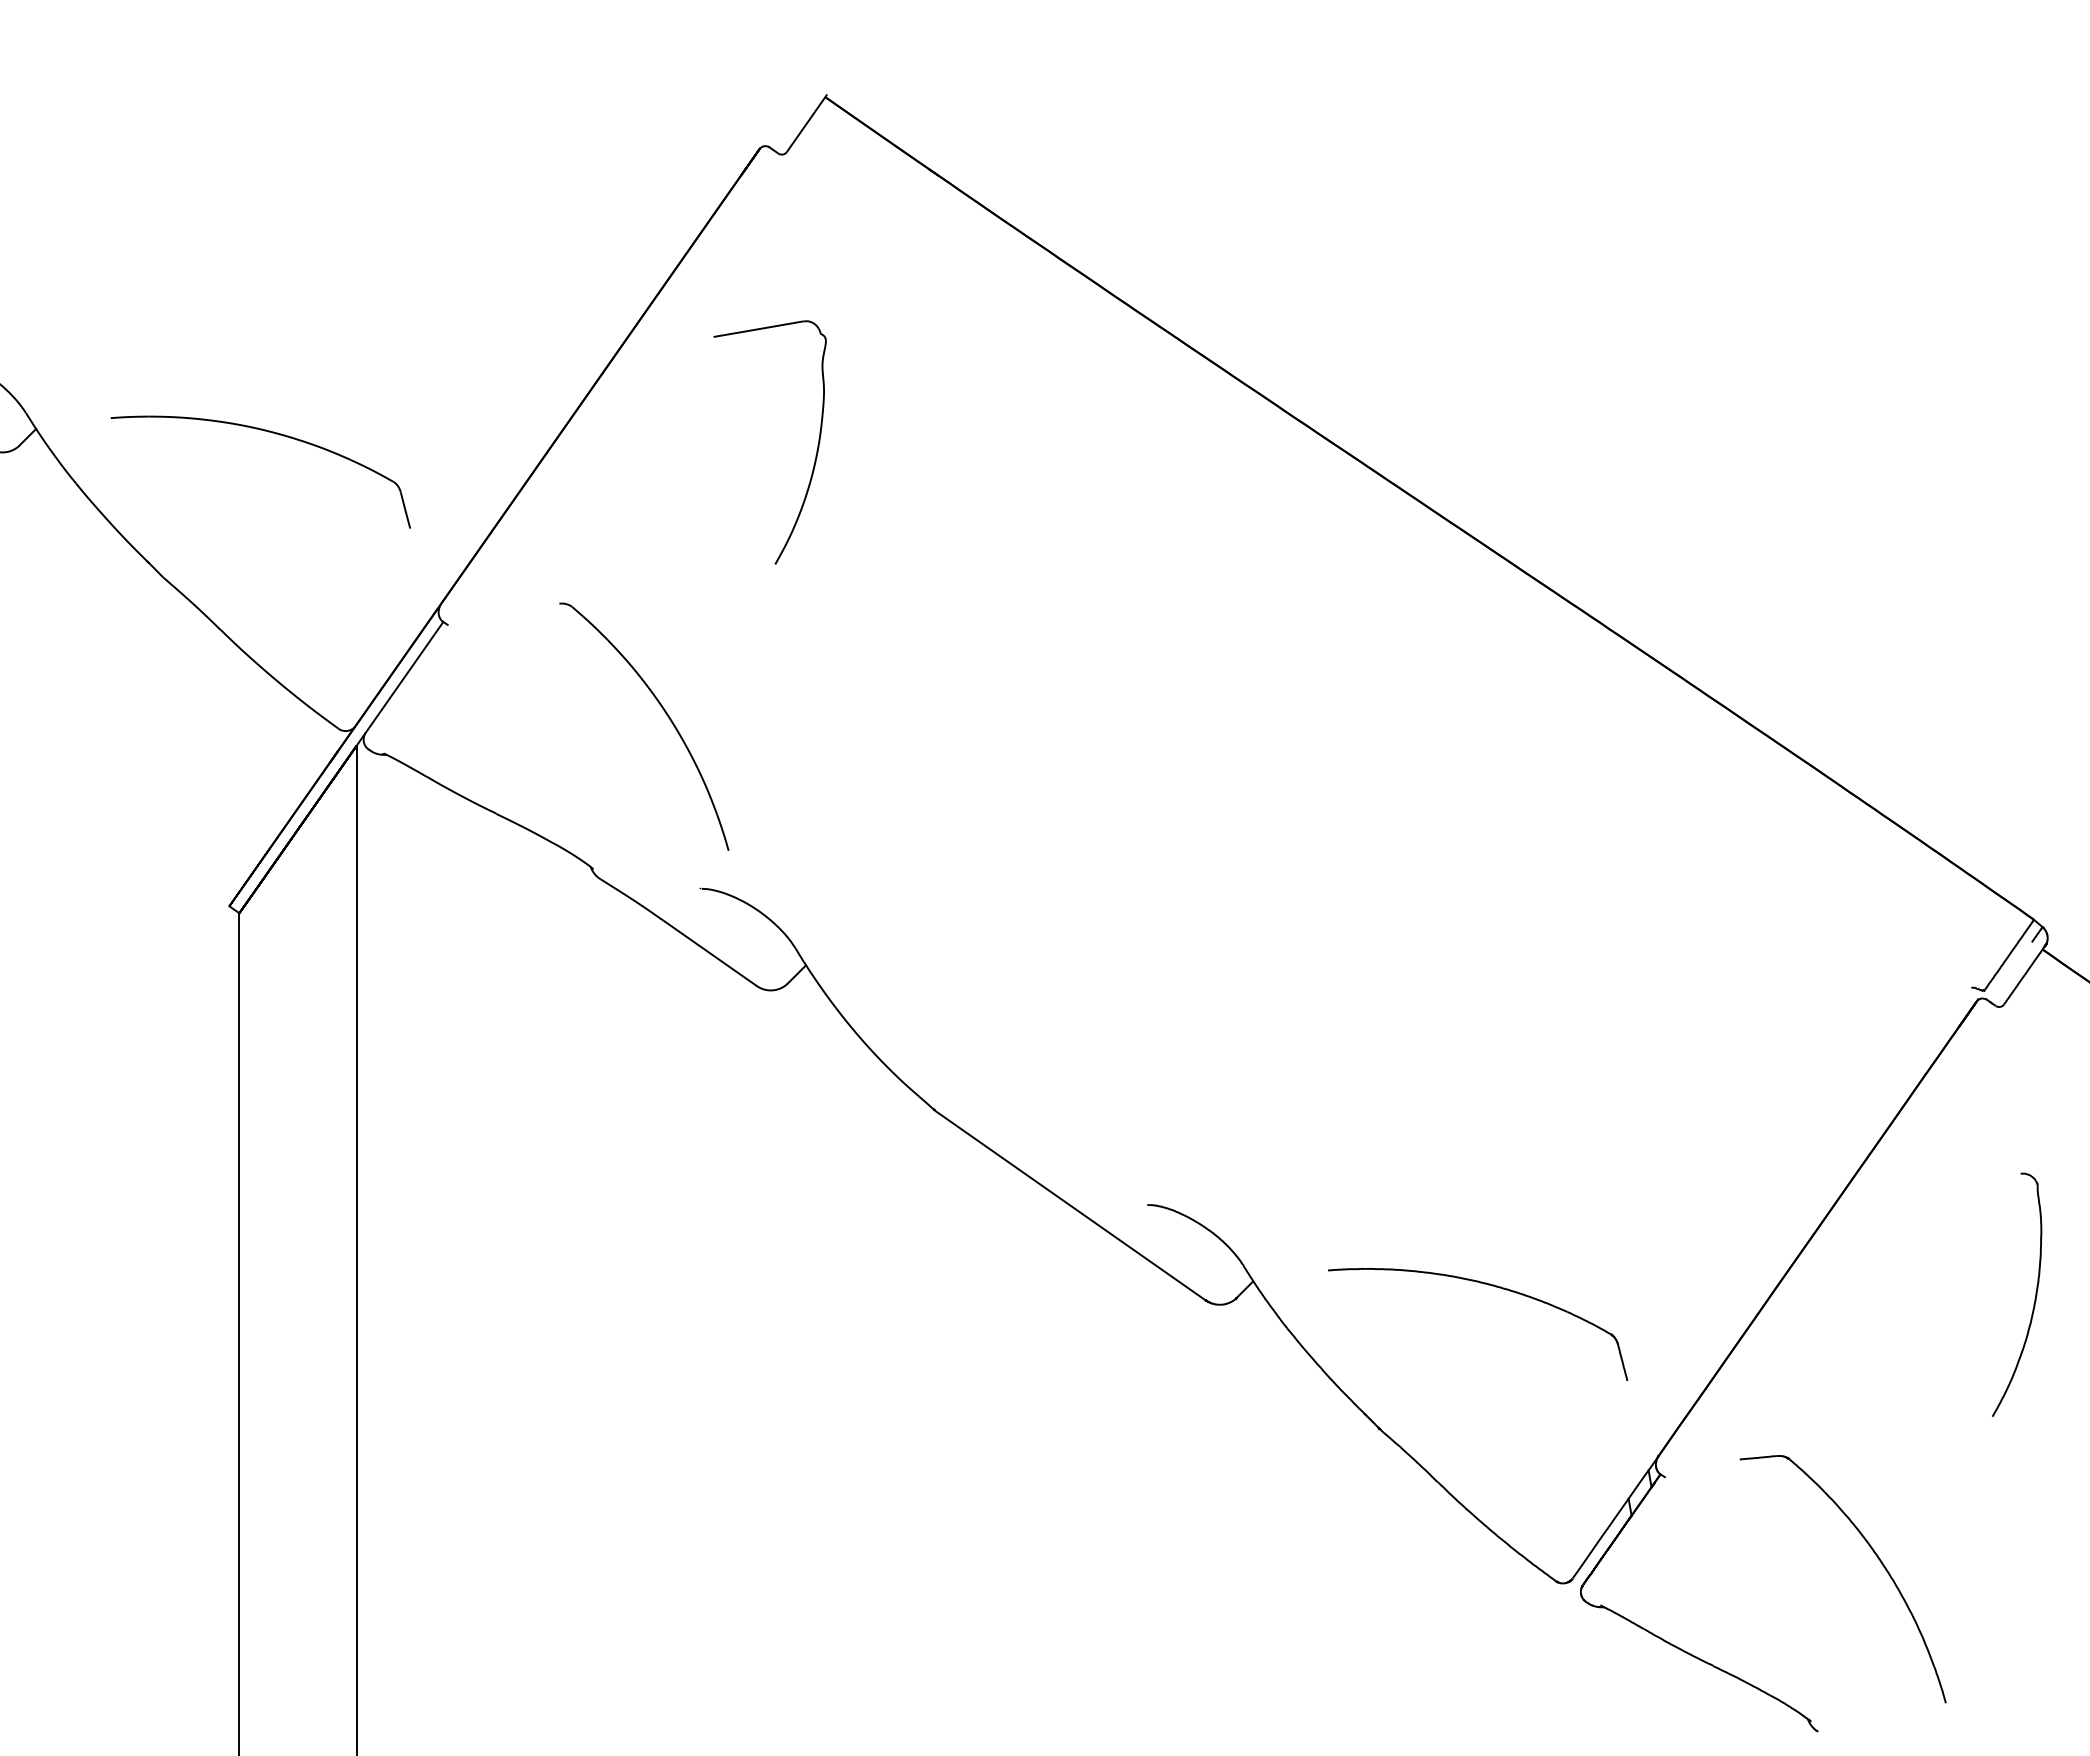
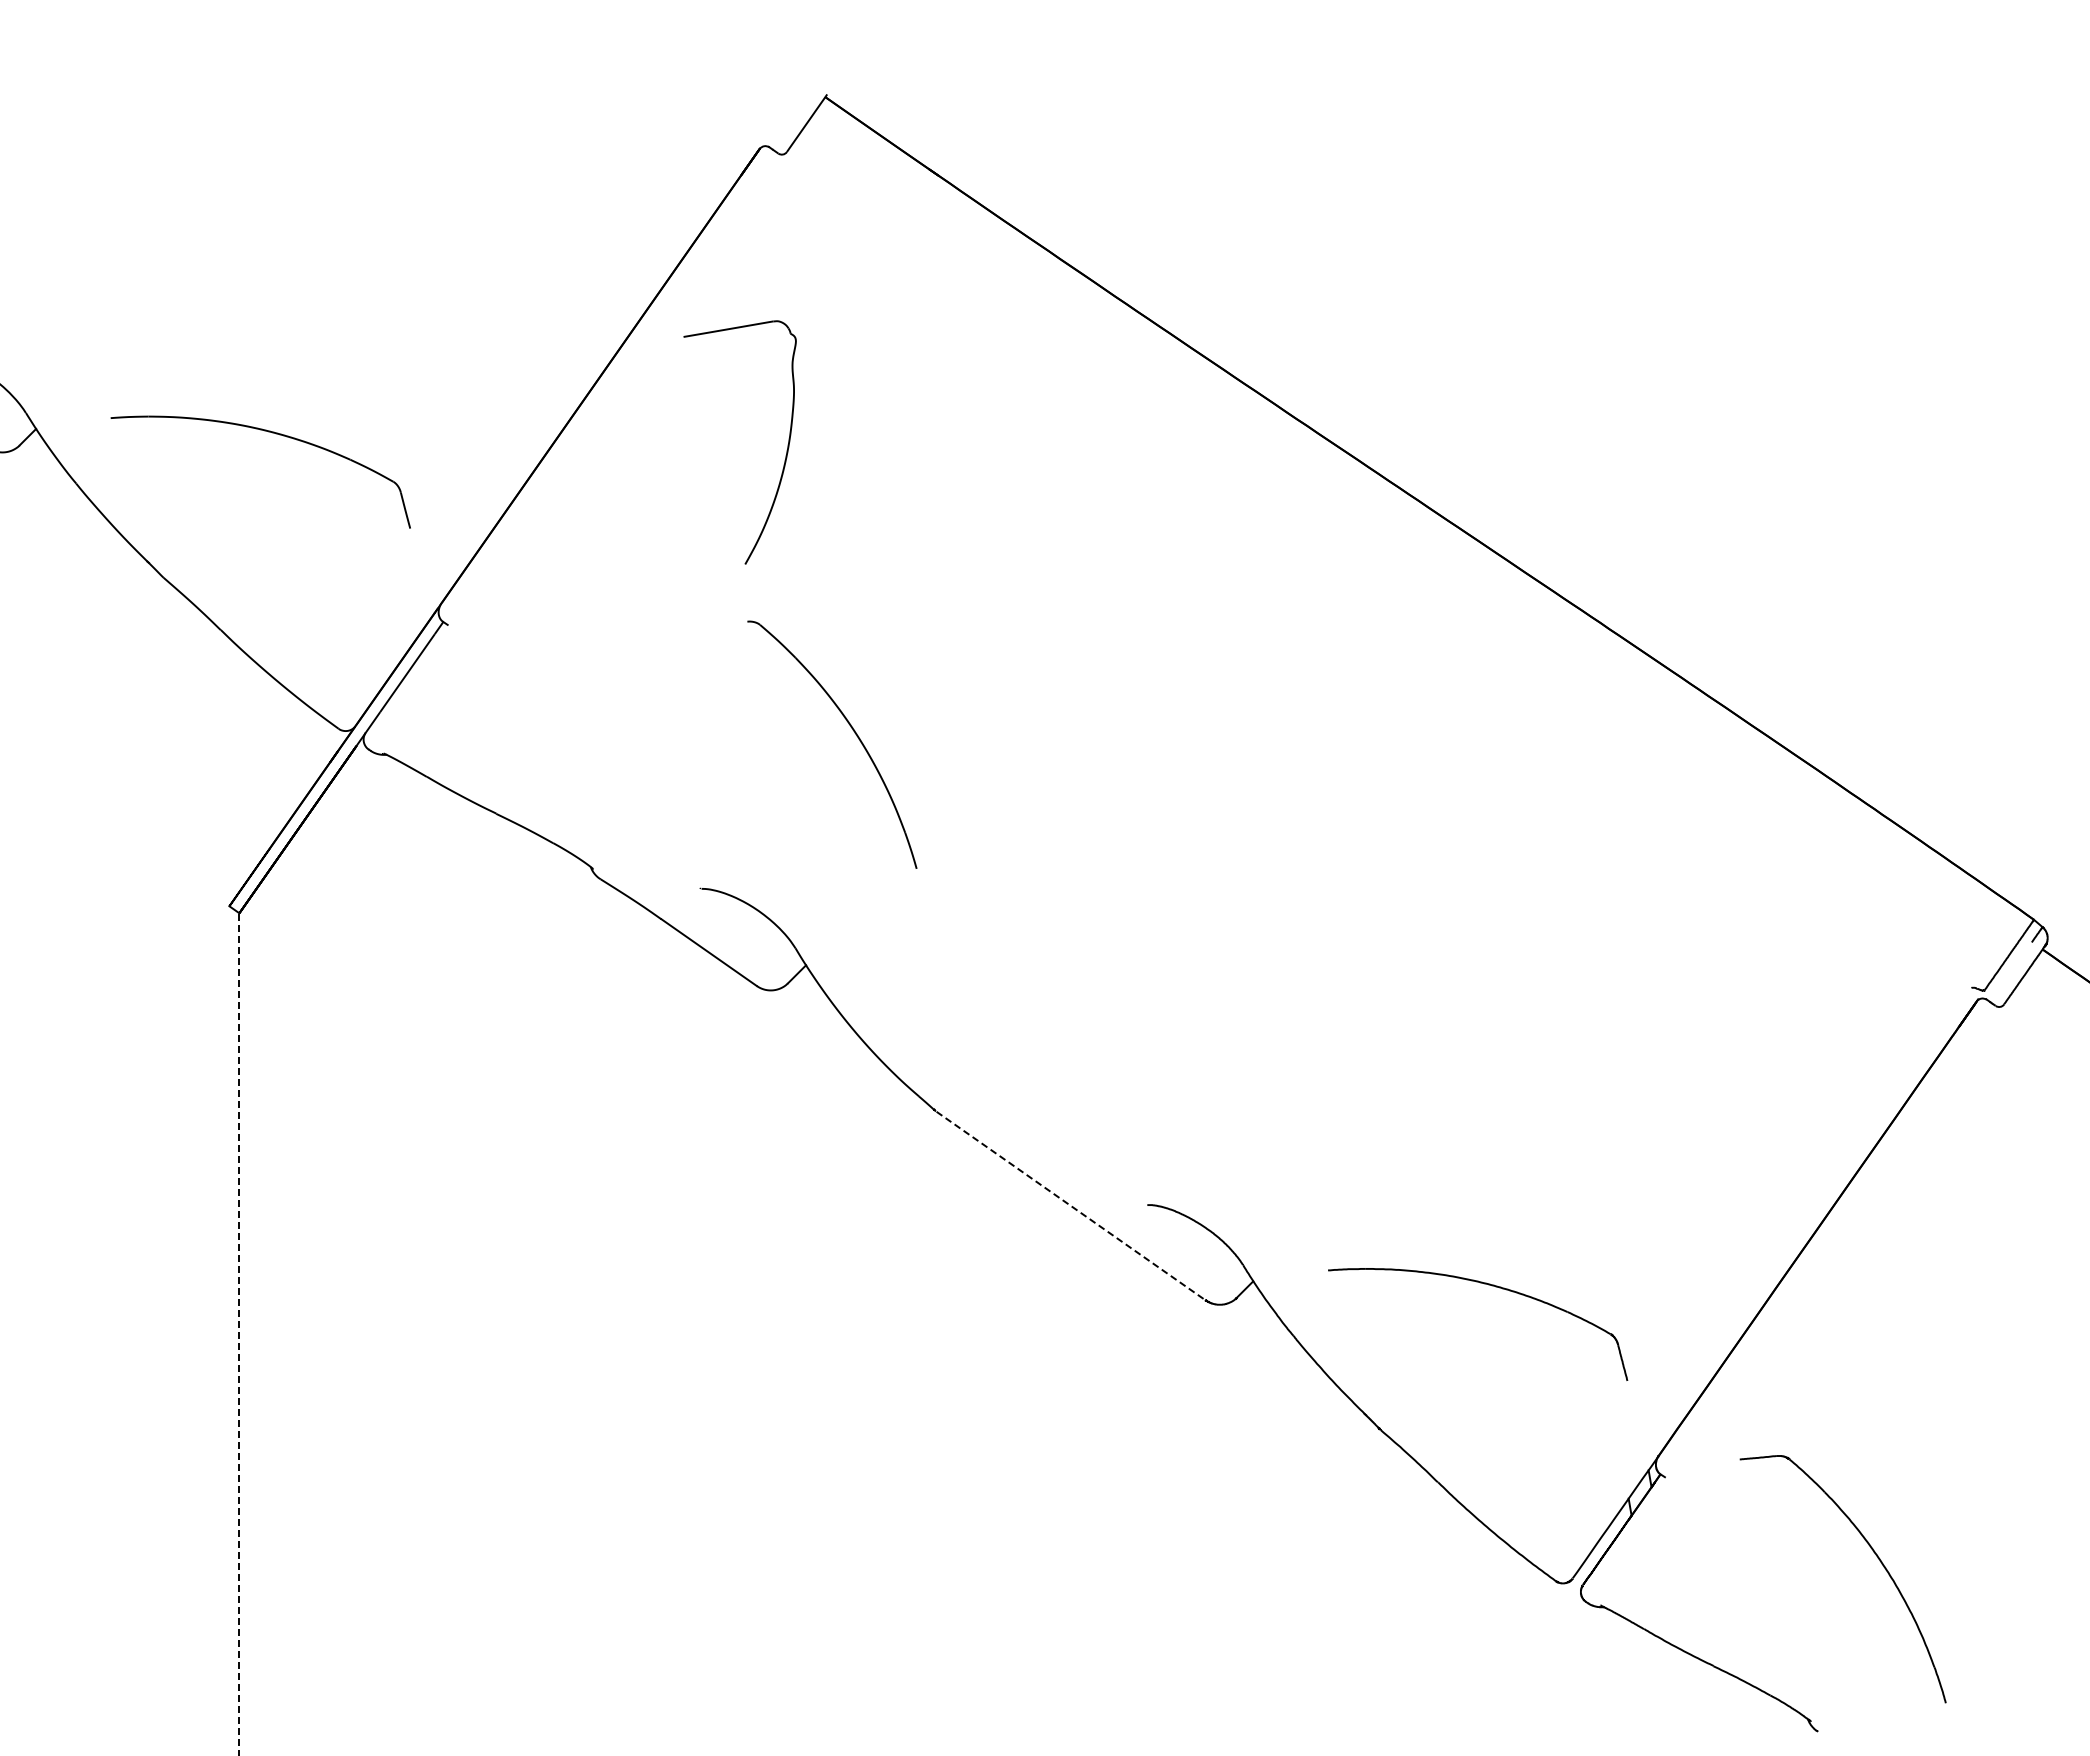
part position: (816, 450) -> (786, 450) (786, 450)
part position: (664, 712) -> (852, 730) (852, 730)
line: solid -> dashed (1071, 1206)
line: present -> none (356, 1248)
part: present -> none (2034, 1298)
line: solid -> dashed (239, 1334)
